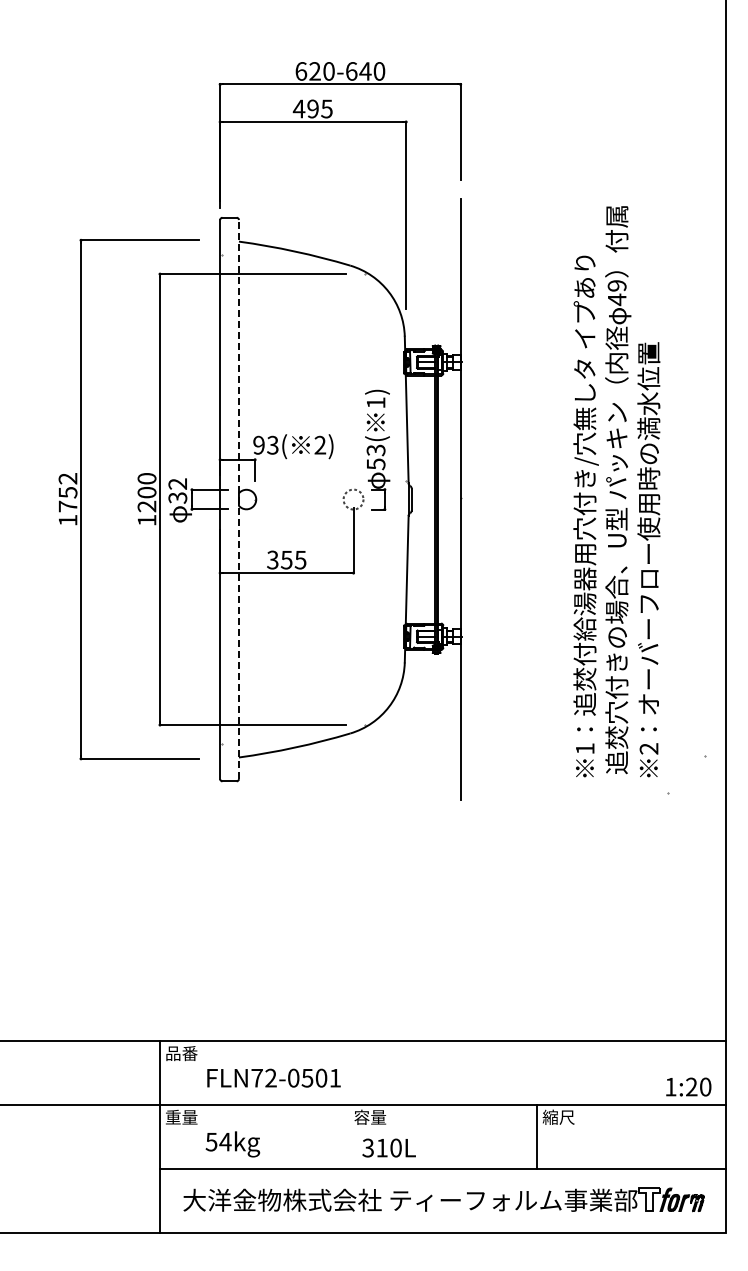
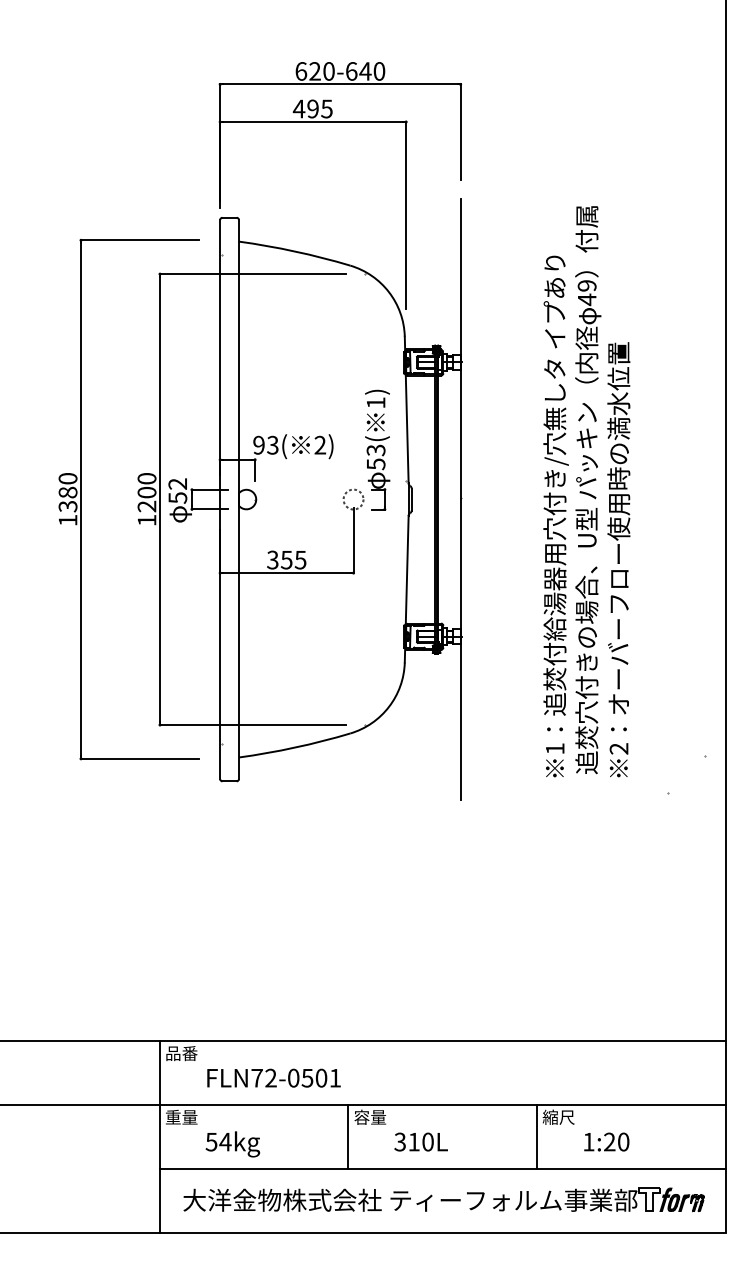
text position: (616, 491) -> (586, 491) (586, 491)
text: 1752 -> 1380 (67, 492)
text: 32 -> 52 (177, 497)
line: dashed -> solid (238, 499)
text position: (688, 1086) -> (606, 1141) (606, 1141)
line: none -> present (348, 1136)
text position: (388, 1147) -> (420, 1141) (420, 1141)
